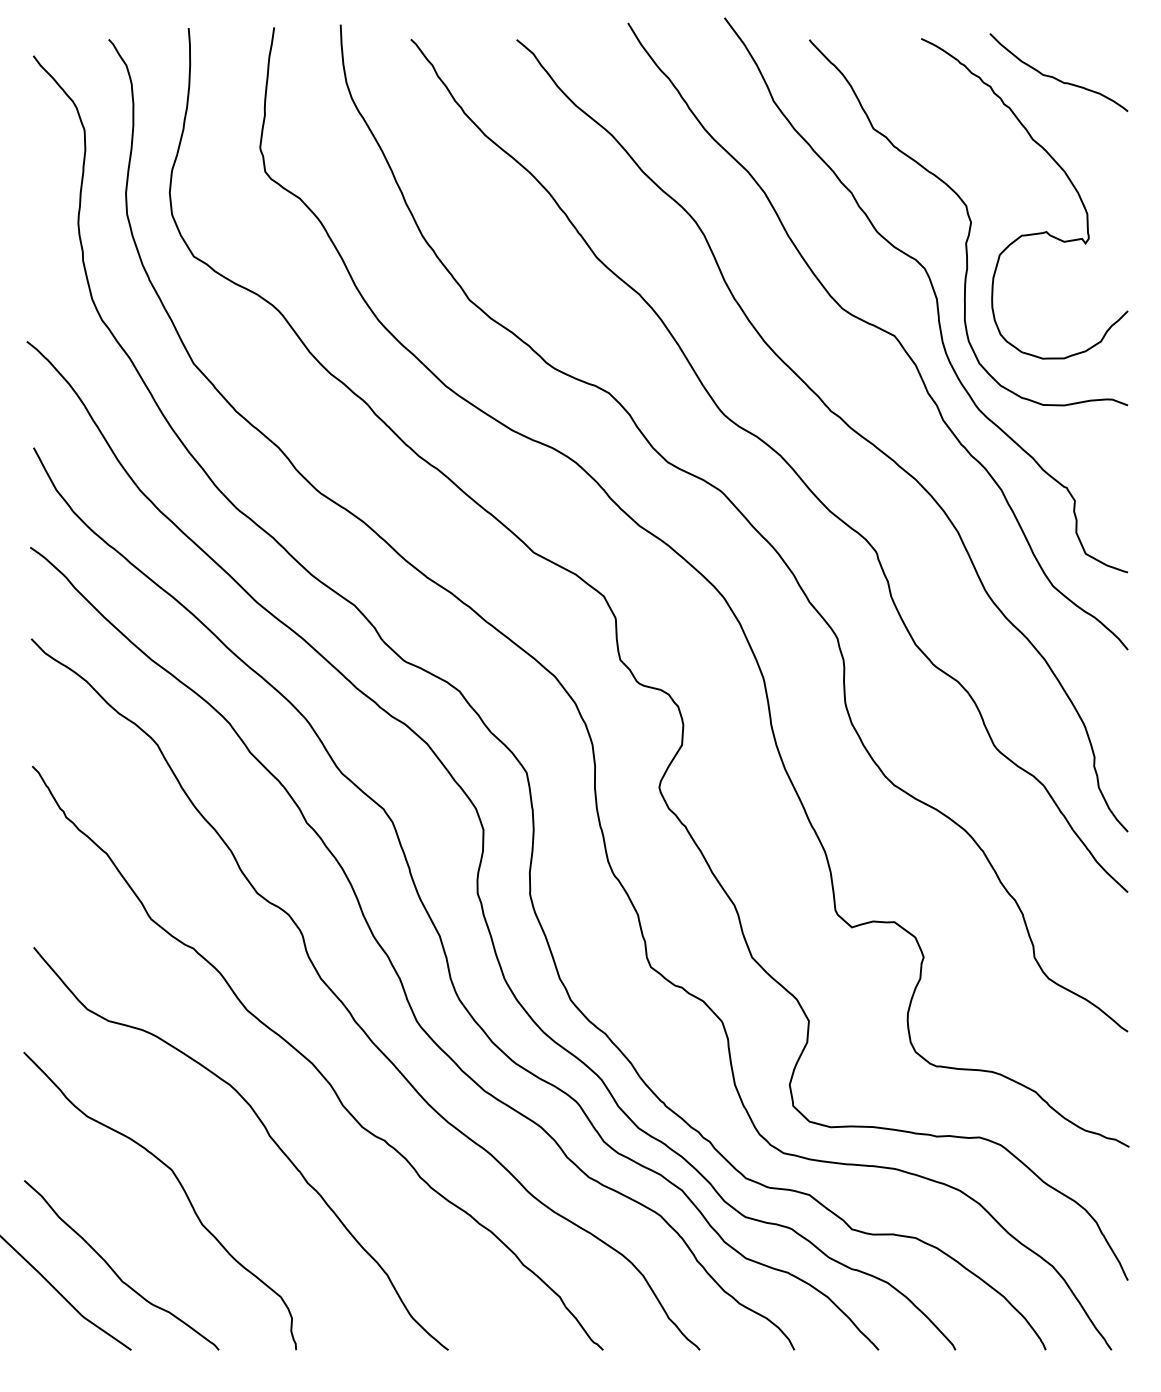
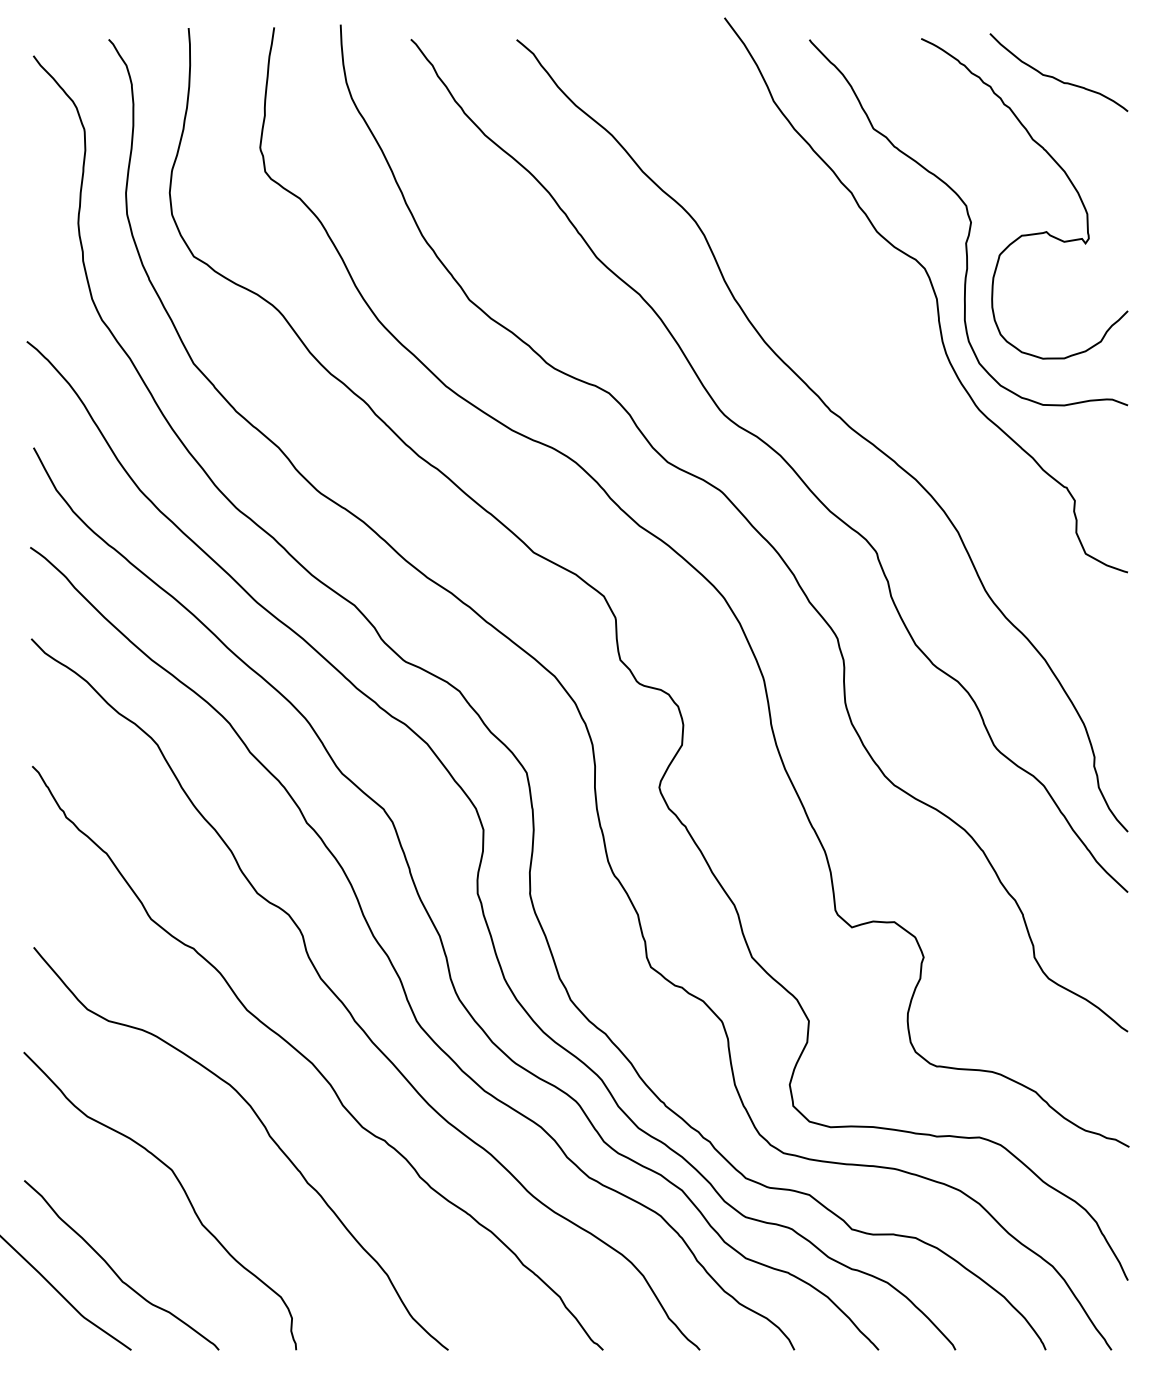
curve: present -> none (881, 330)
